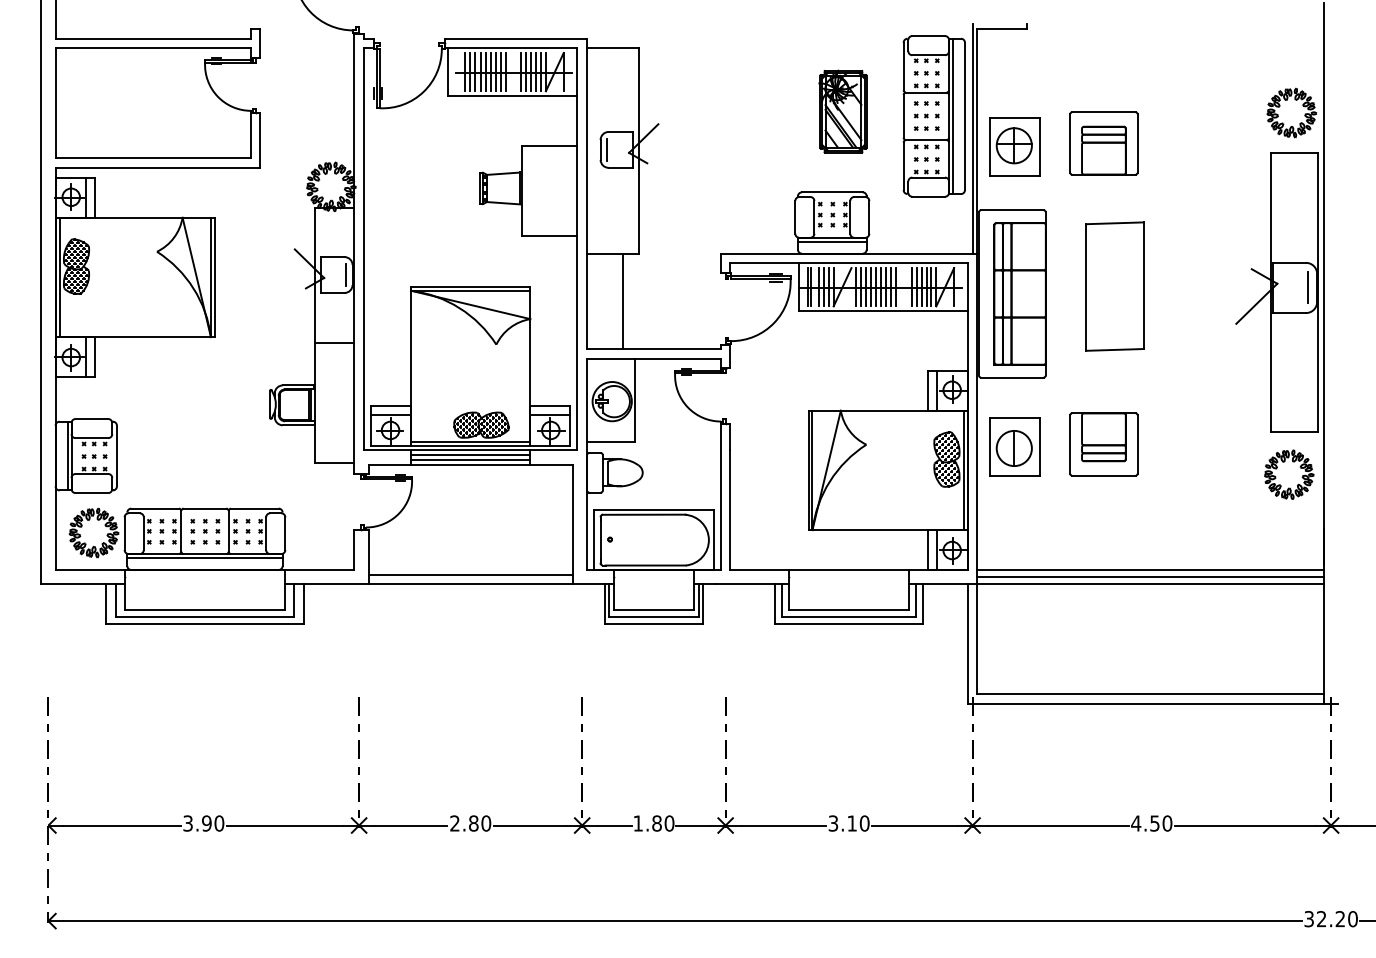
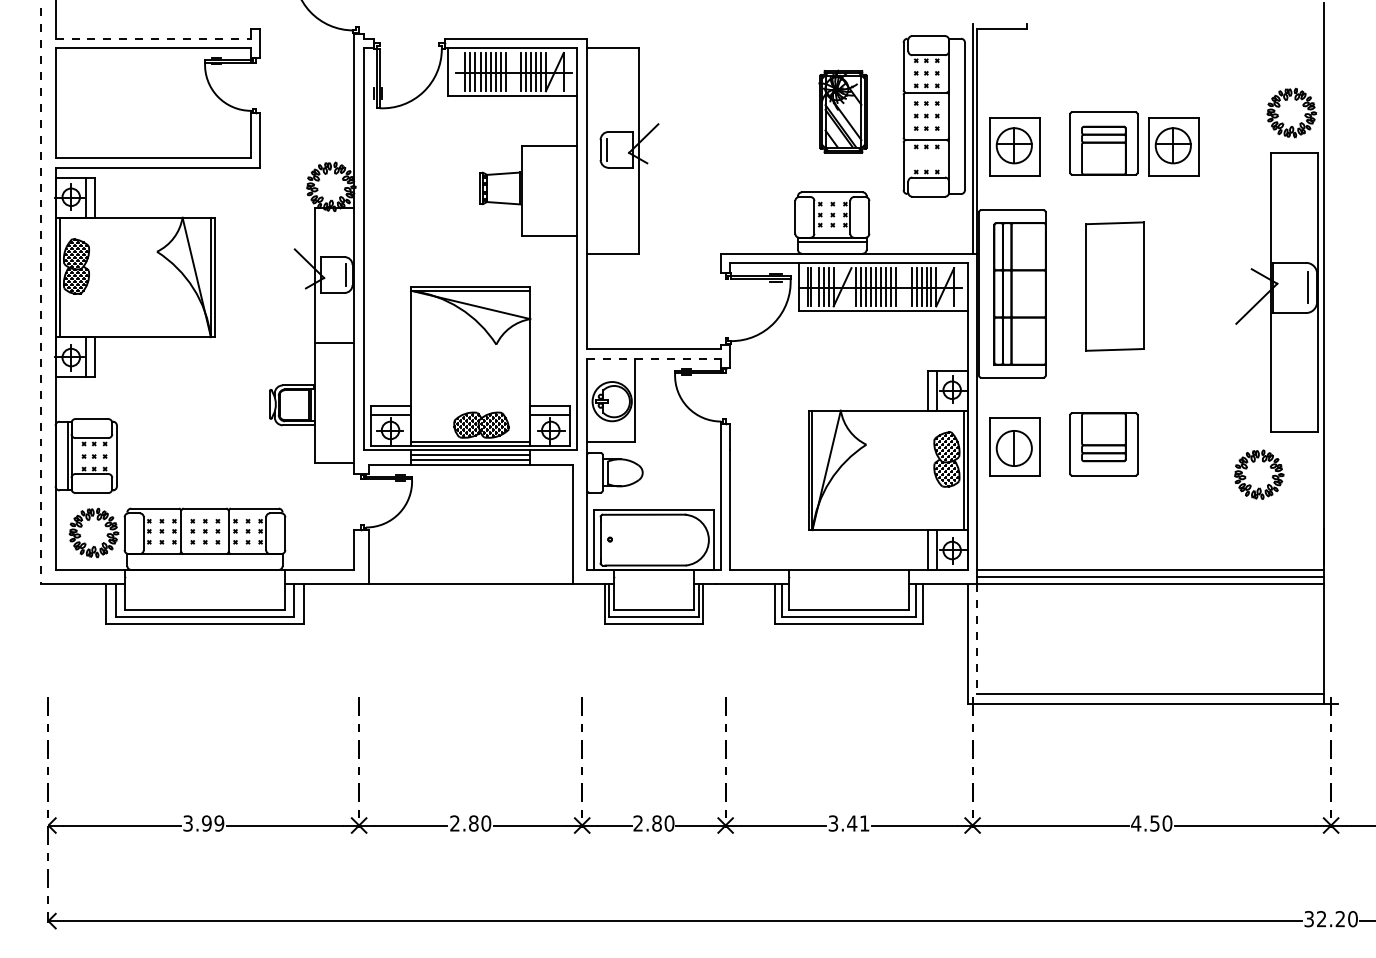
line: solid -> dashed (153, 38)
line: present -> none (953, 116)
part: none -> present (1173, 146)
part: present -> none (926, 159)
line: solid -> dashed (41, 292)
line: present -> none (622, 301)
line: solid -> dashed (653, 358)
part position: (1299, 467) -> (1269, 467) (1269, 467)
line: present -> none (204, 558)
line: present -> none (470, 574)
line: solid -> dashed (977, 639)
text: 3.90 -> 3.99 (219, 823)
text: 1.80 -> 2.80 (637, 823)
text: 3.10 -> 3.41 (858, 823)
